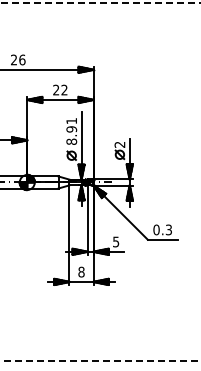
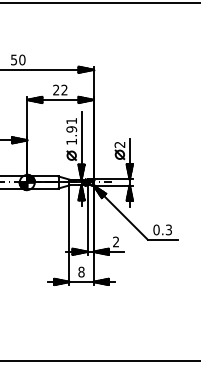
line: dashed -> solid (99, 3)
text: 26 -> 50 (18, 59)
text: 8.91 -> 1.91 (71, 141)
text: 5 -> 2 (116, 241)
line: dashed -> solid (100, 361)
